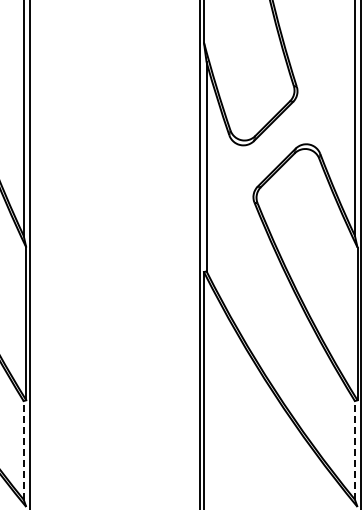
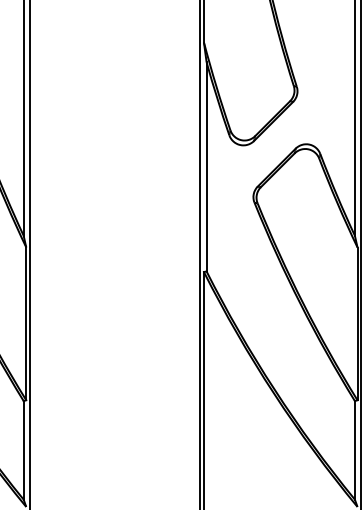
line: dashed -> solid (23, 449)
line: dashed -> solid (354, 449)
